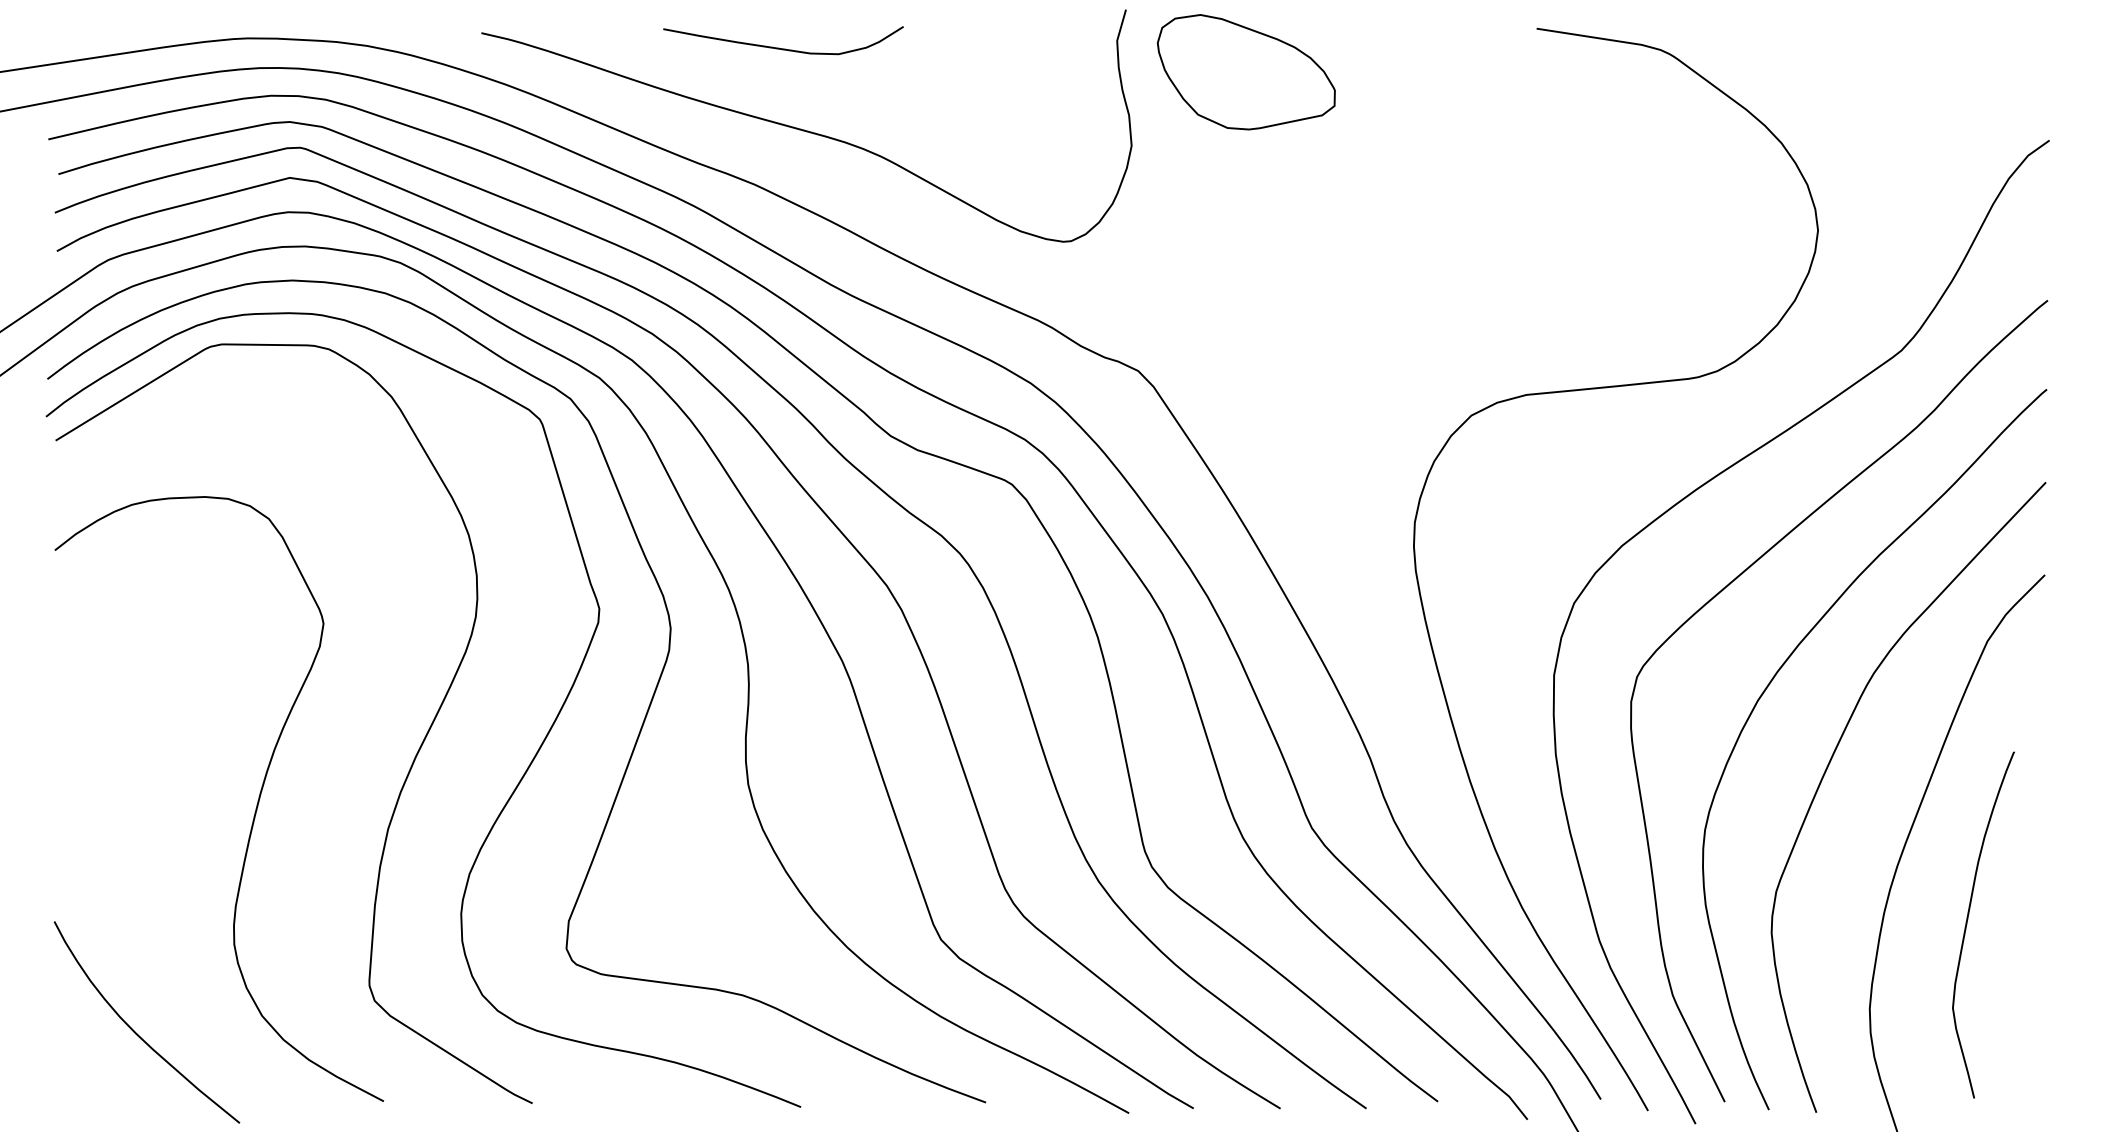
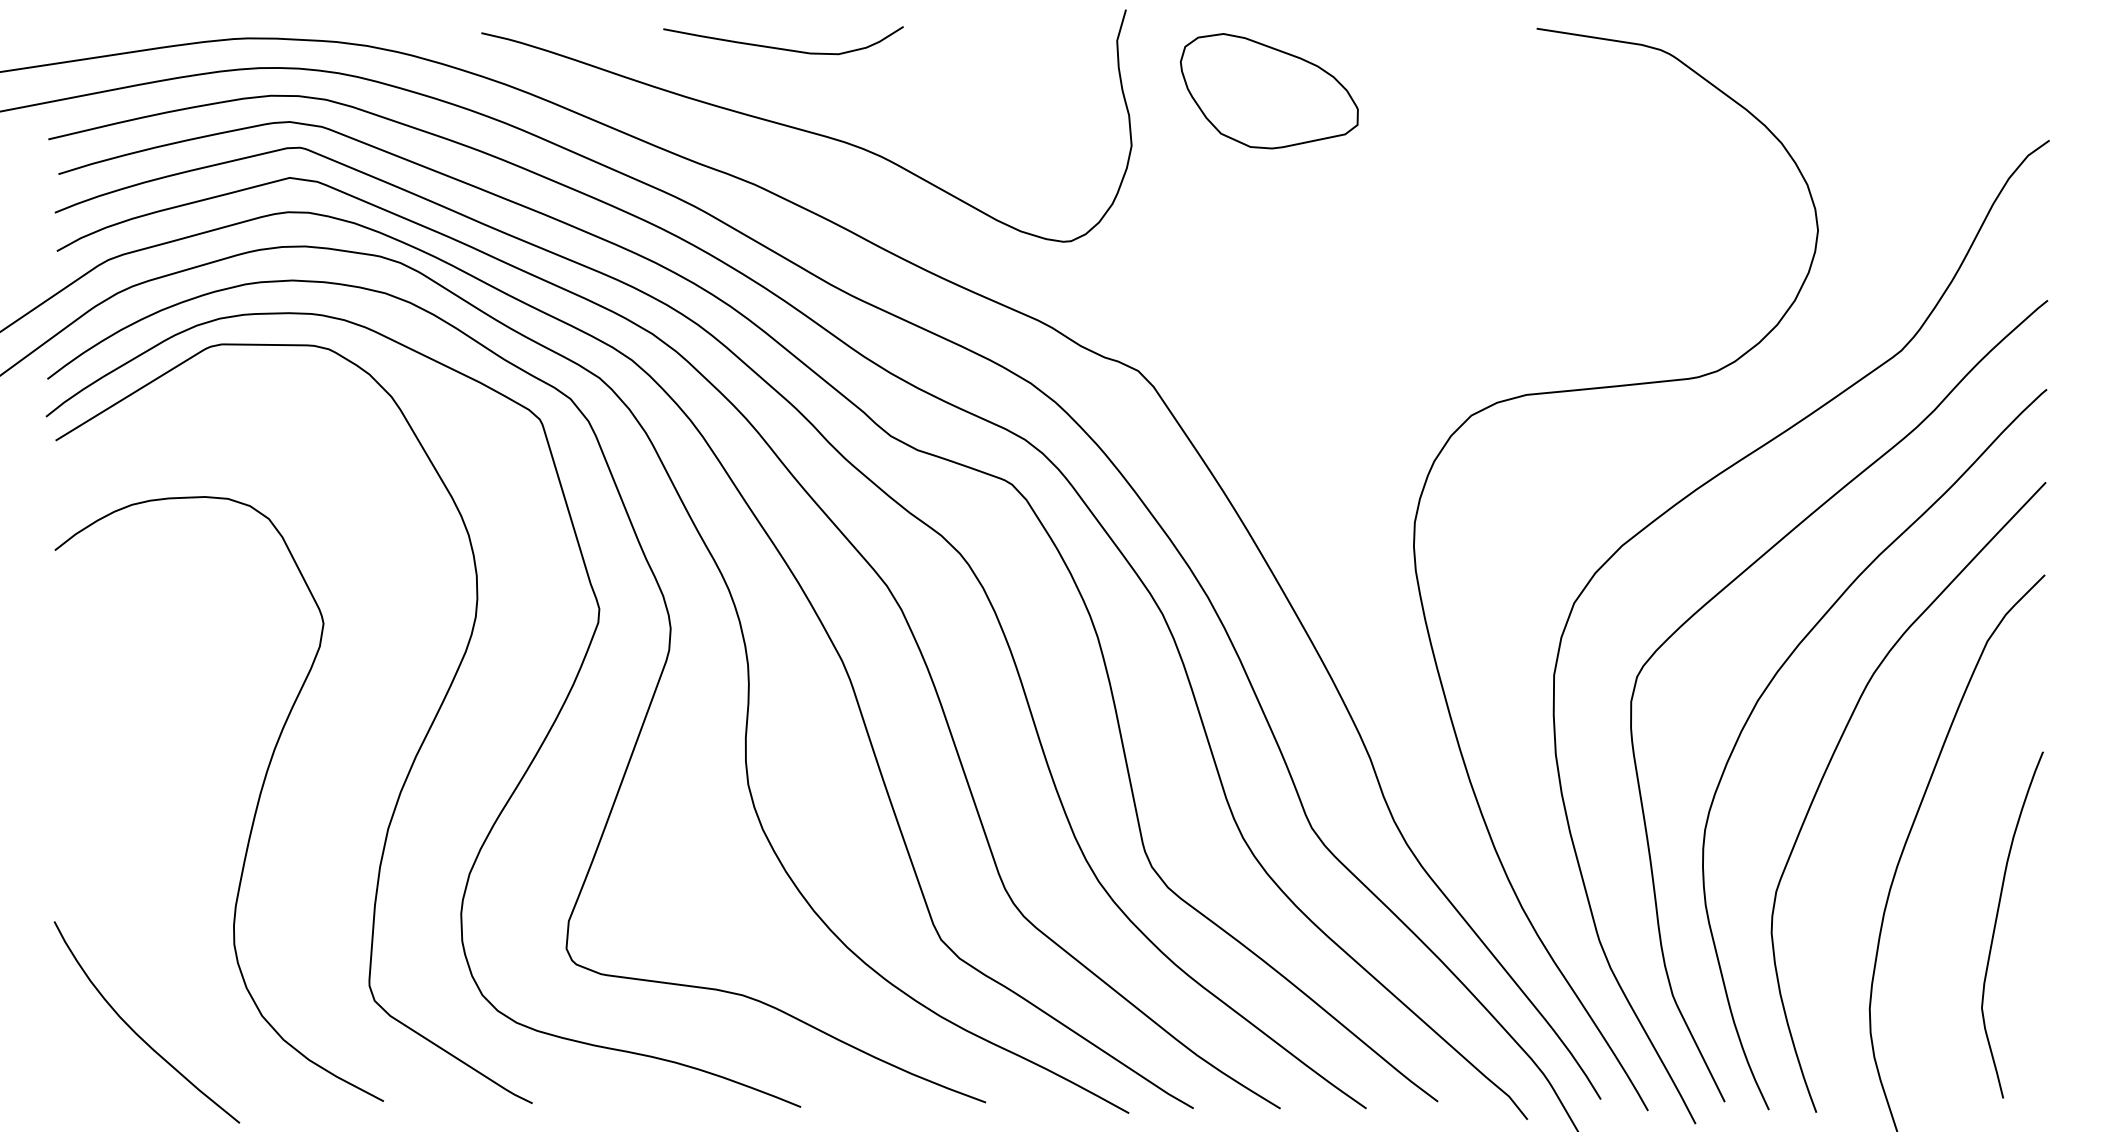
part position: (1245, 72) -> (1268, 91) (1268, 91)
curve position: (1968, 919) -> (1997, 919) (1997, 919)
